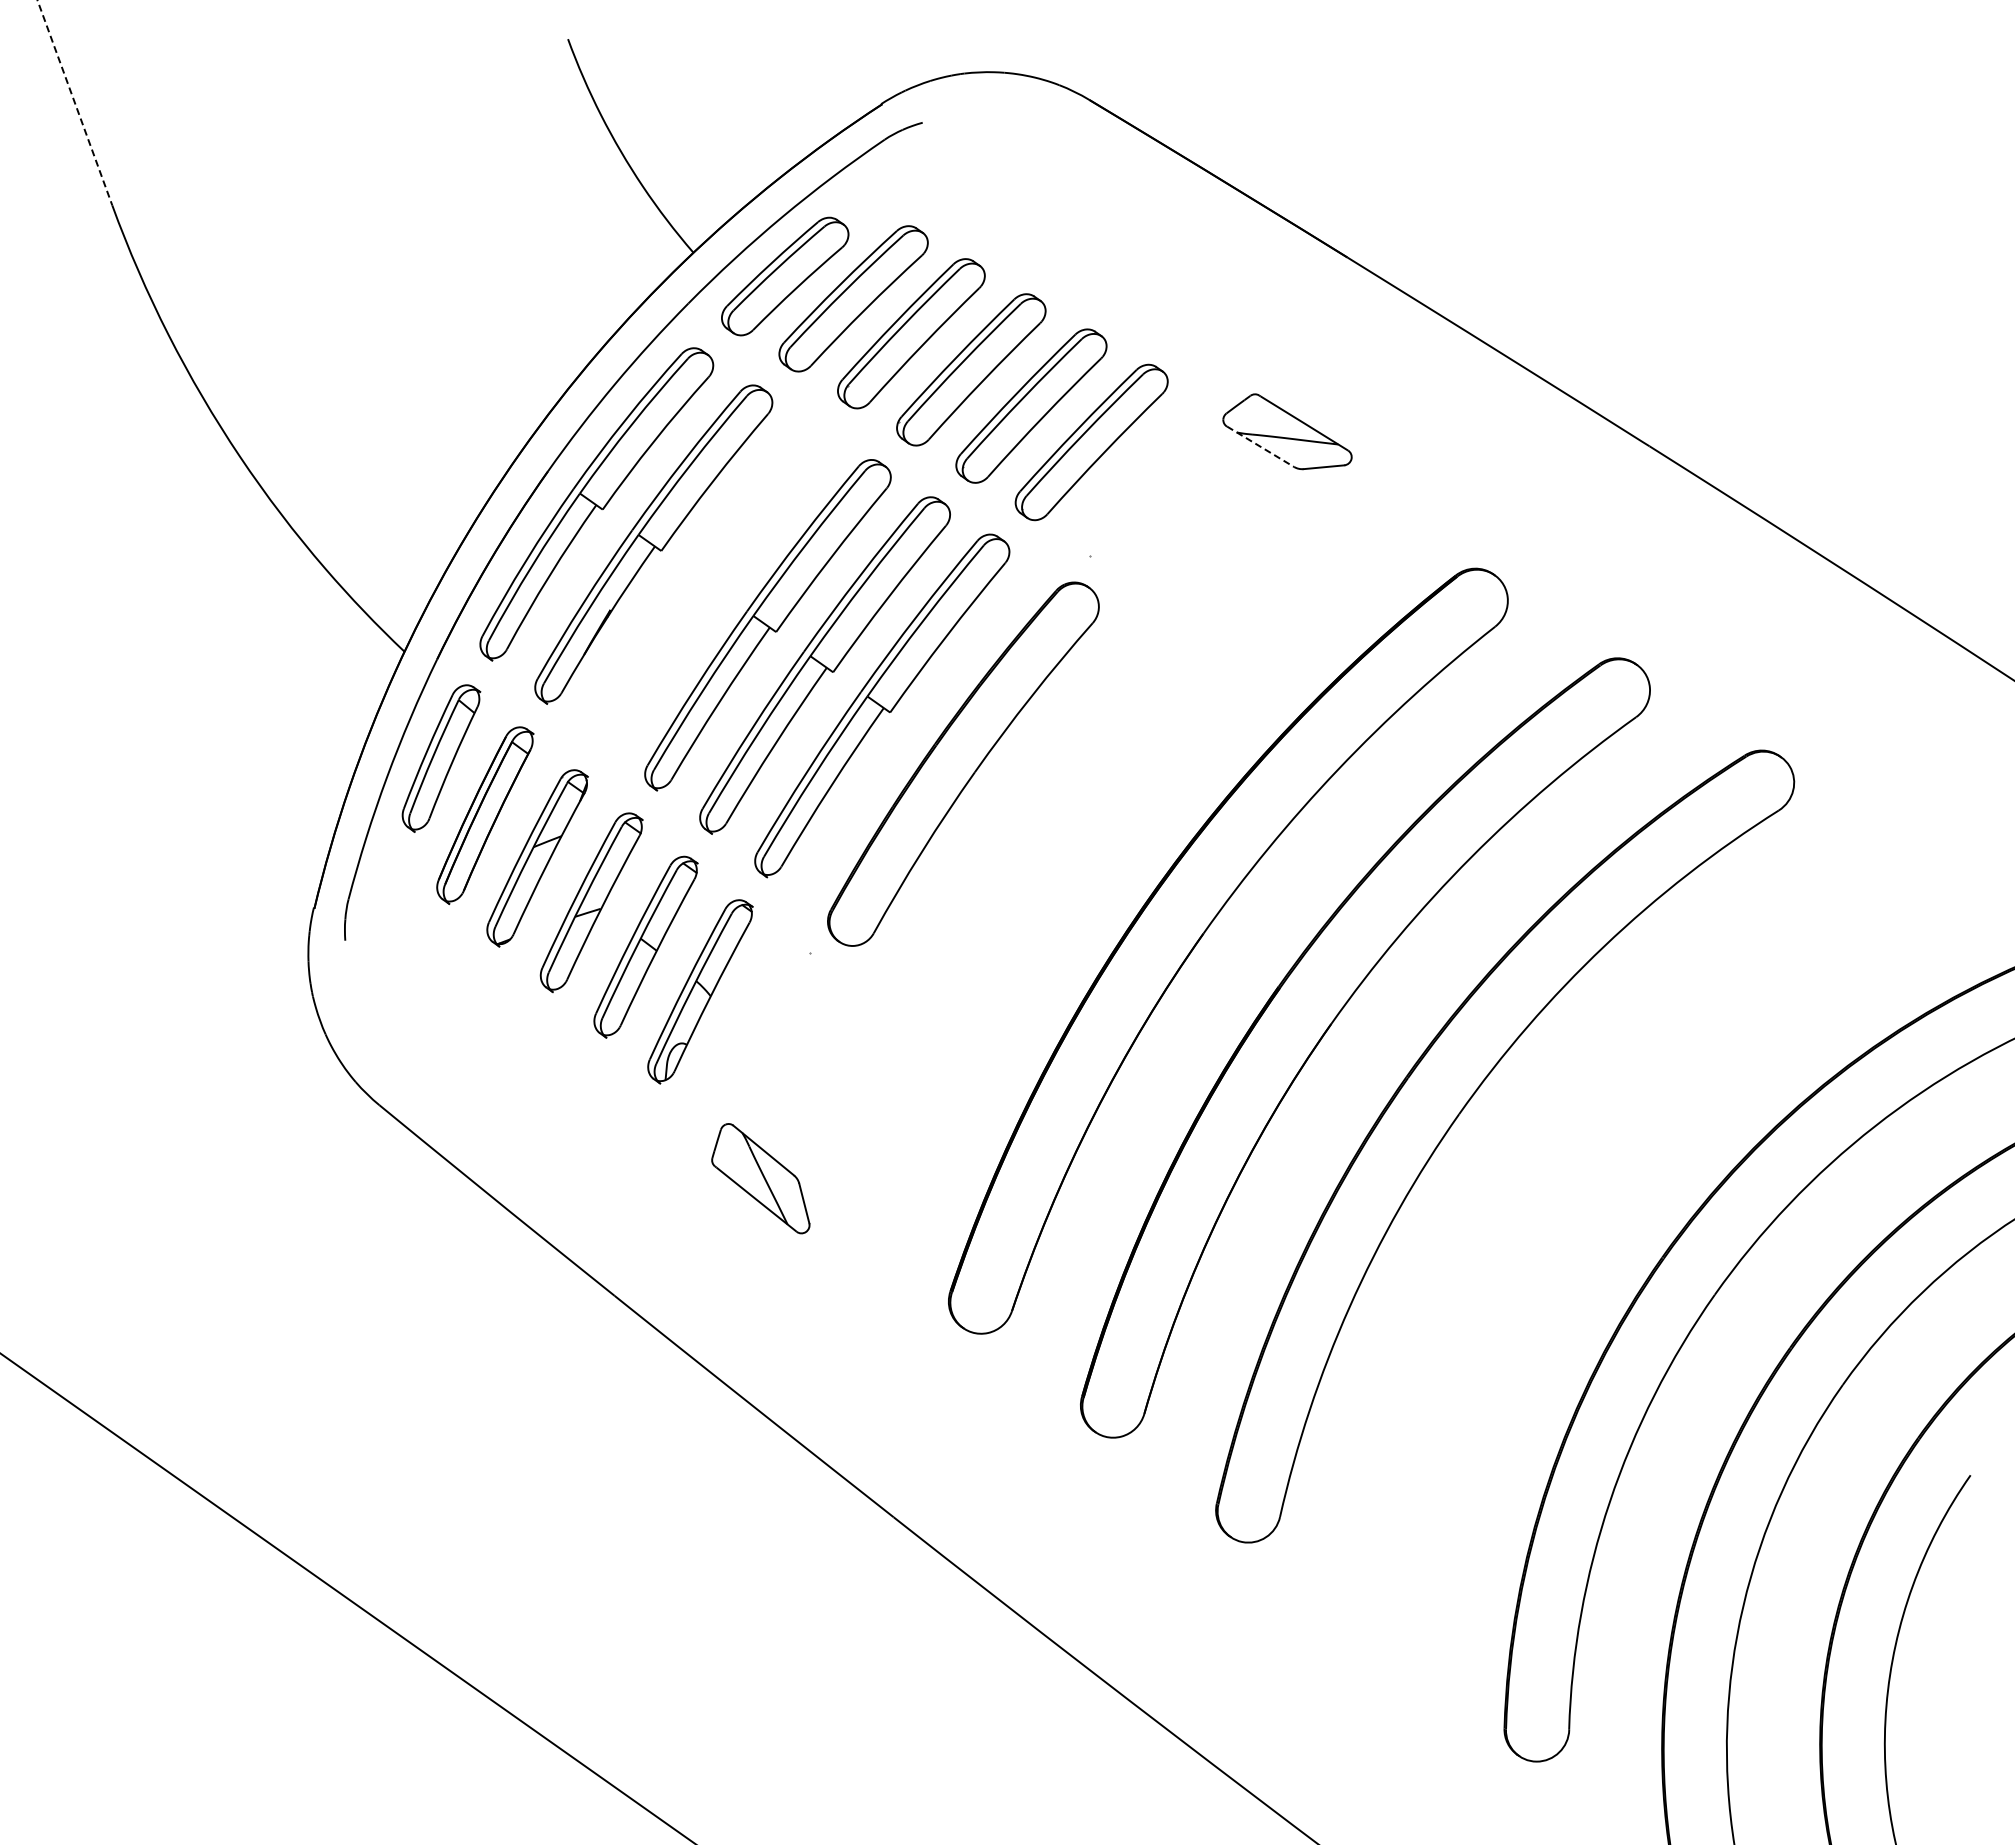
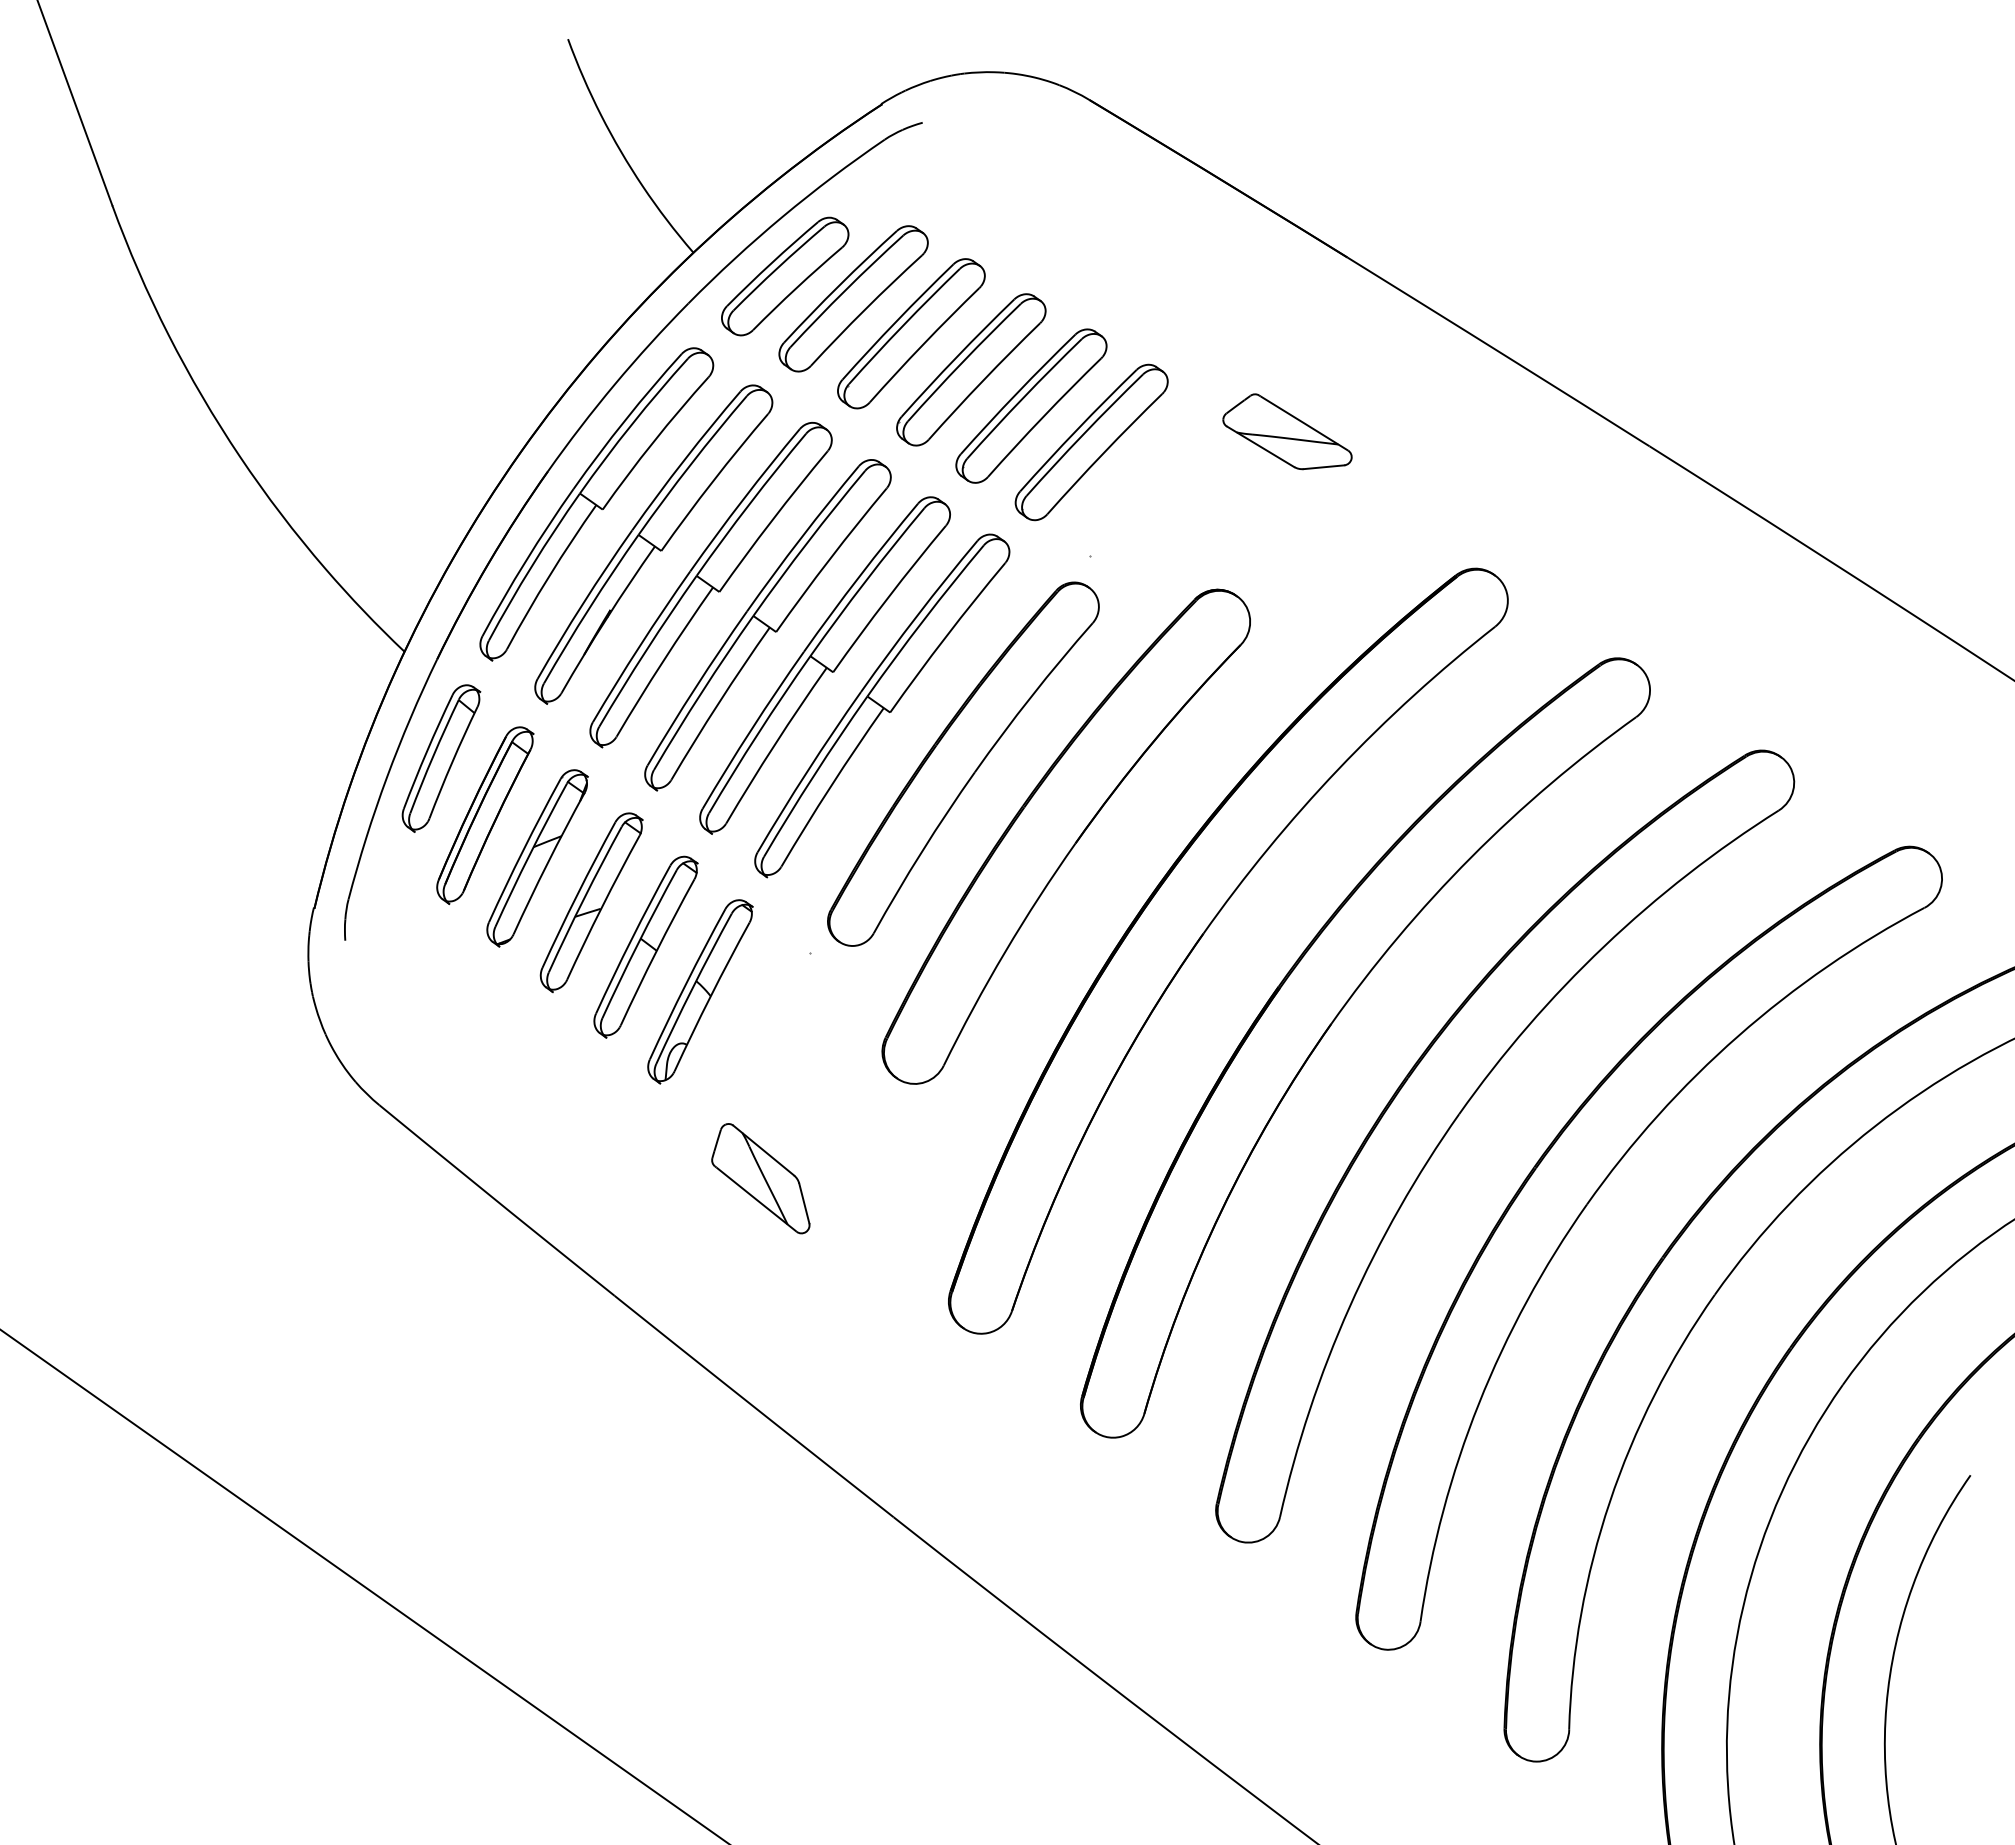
line: dashed -> solid (74, 103)
line: dashed -> solid (1261, 447)
part: none -> present (710, 585)
part: none -> present (1065, 836)
part: none -> present (1586, 1207)
line position: (346, 1597) -> (363, 1586) (363, 1586)
